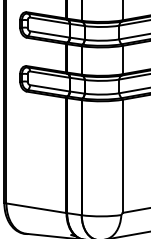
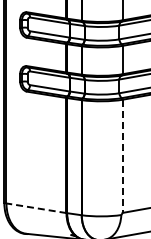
line: solid -> dashed (122, 156)
line: solid -> dashed (35, 208)
